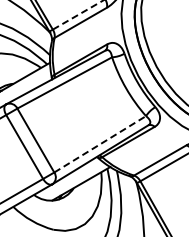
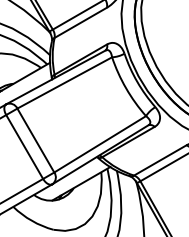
line: dashed -> solid (78, 14)
line: dashed -> solid (100, 144)
